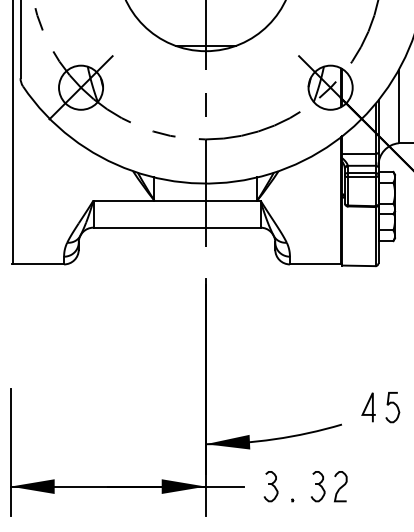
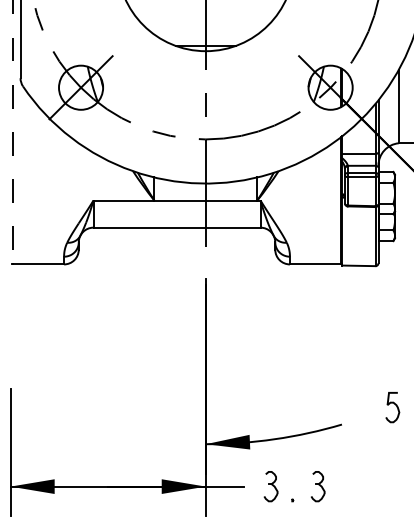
line: solid -> dashed (12, 132)
line: present -> none (367, 407)
part: present -> none (340, 486)
